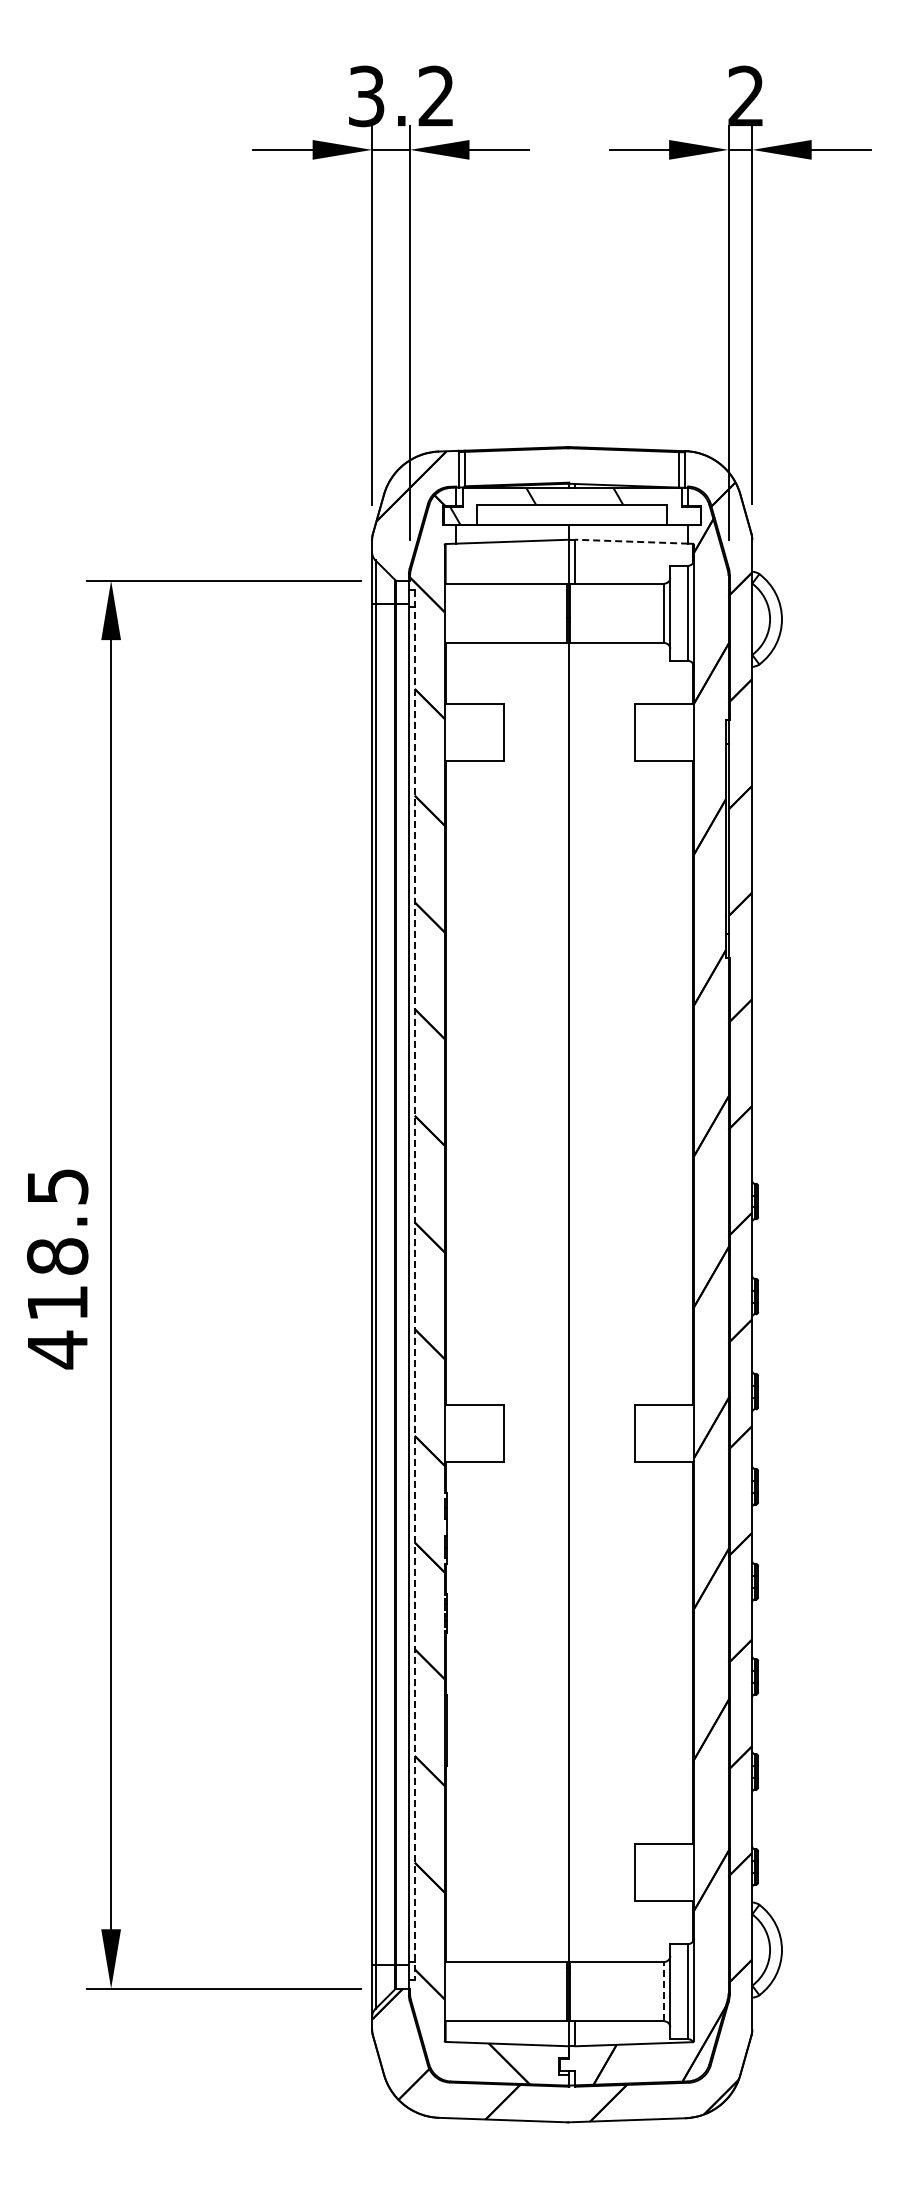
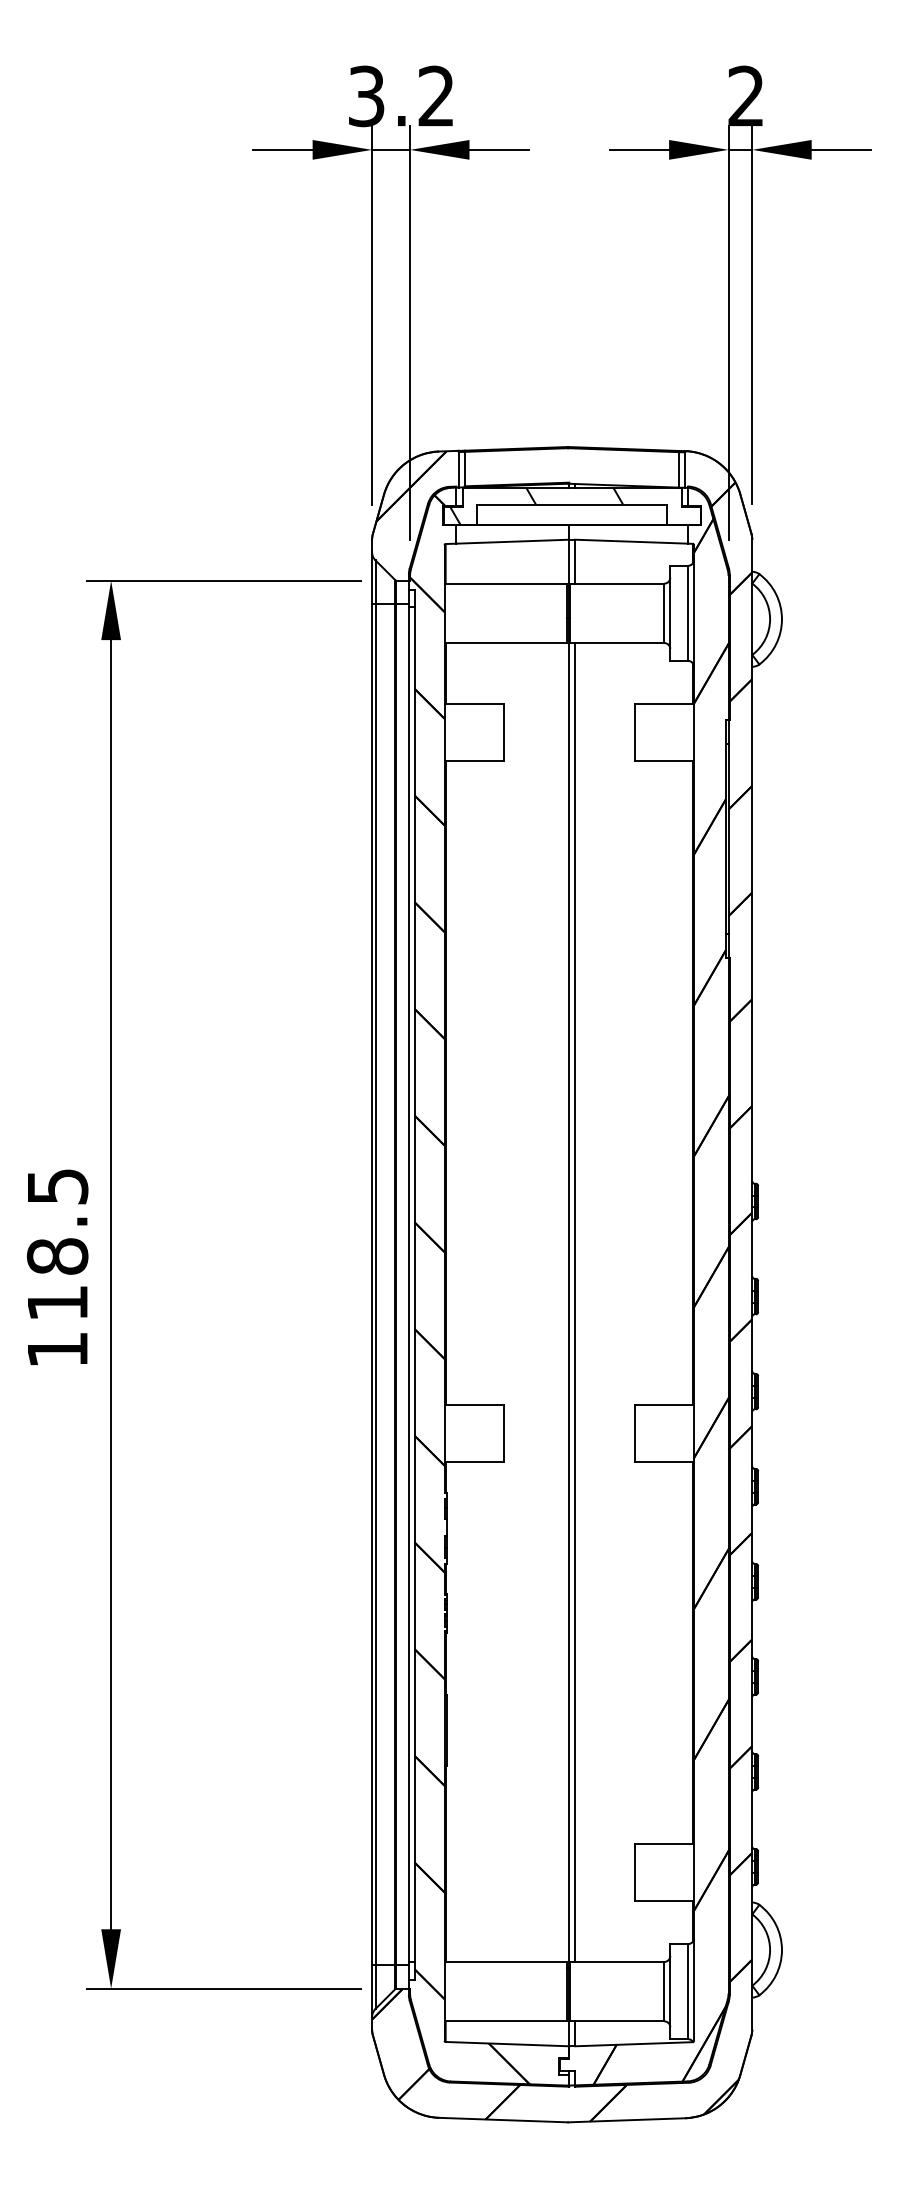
line: dashed -> solid (631, 541)
line: dashed -> solid (414, 1285)
line: none -> present (575, 1302)
text: 418.5 -> 118.5 (57, 1349)
line: dashed -> solid (664, 1991)
